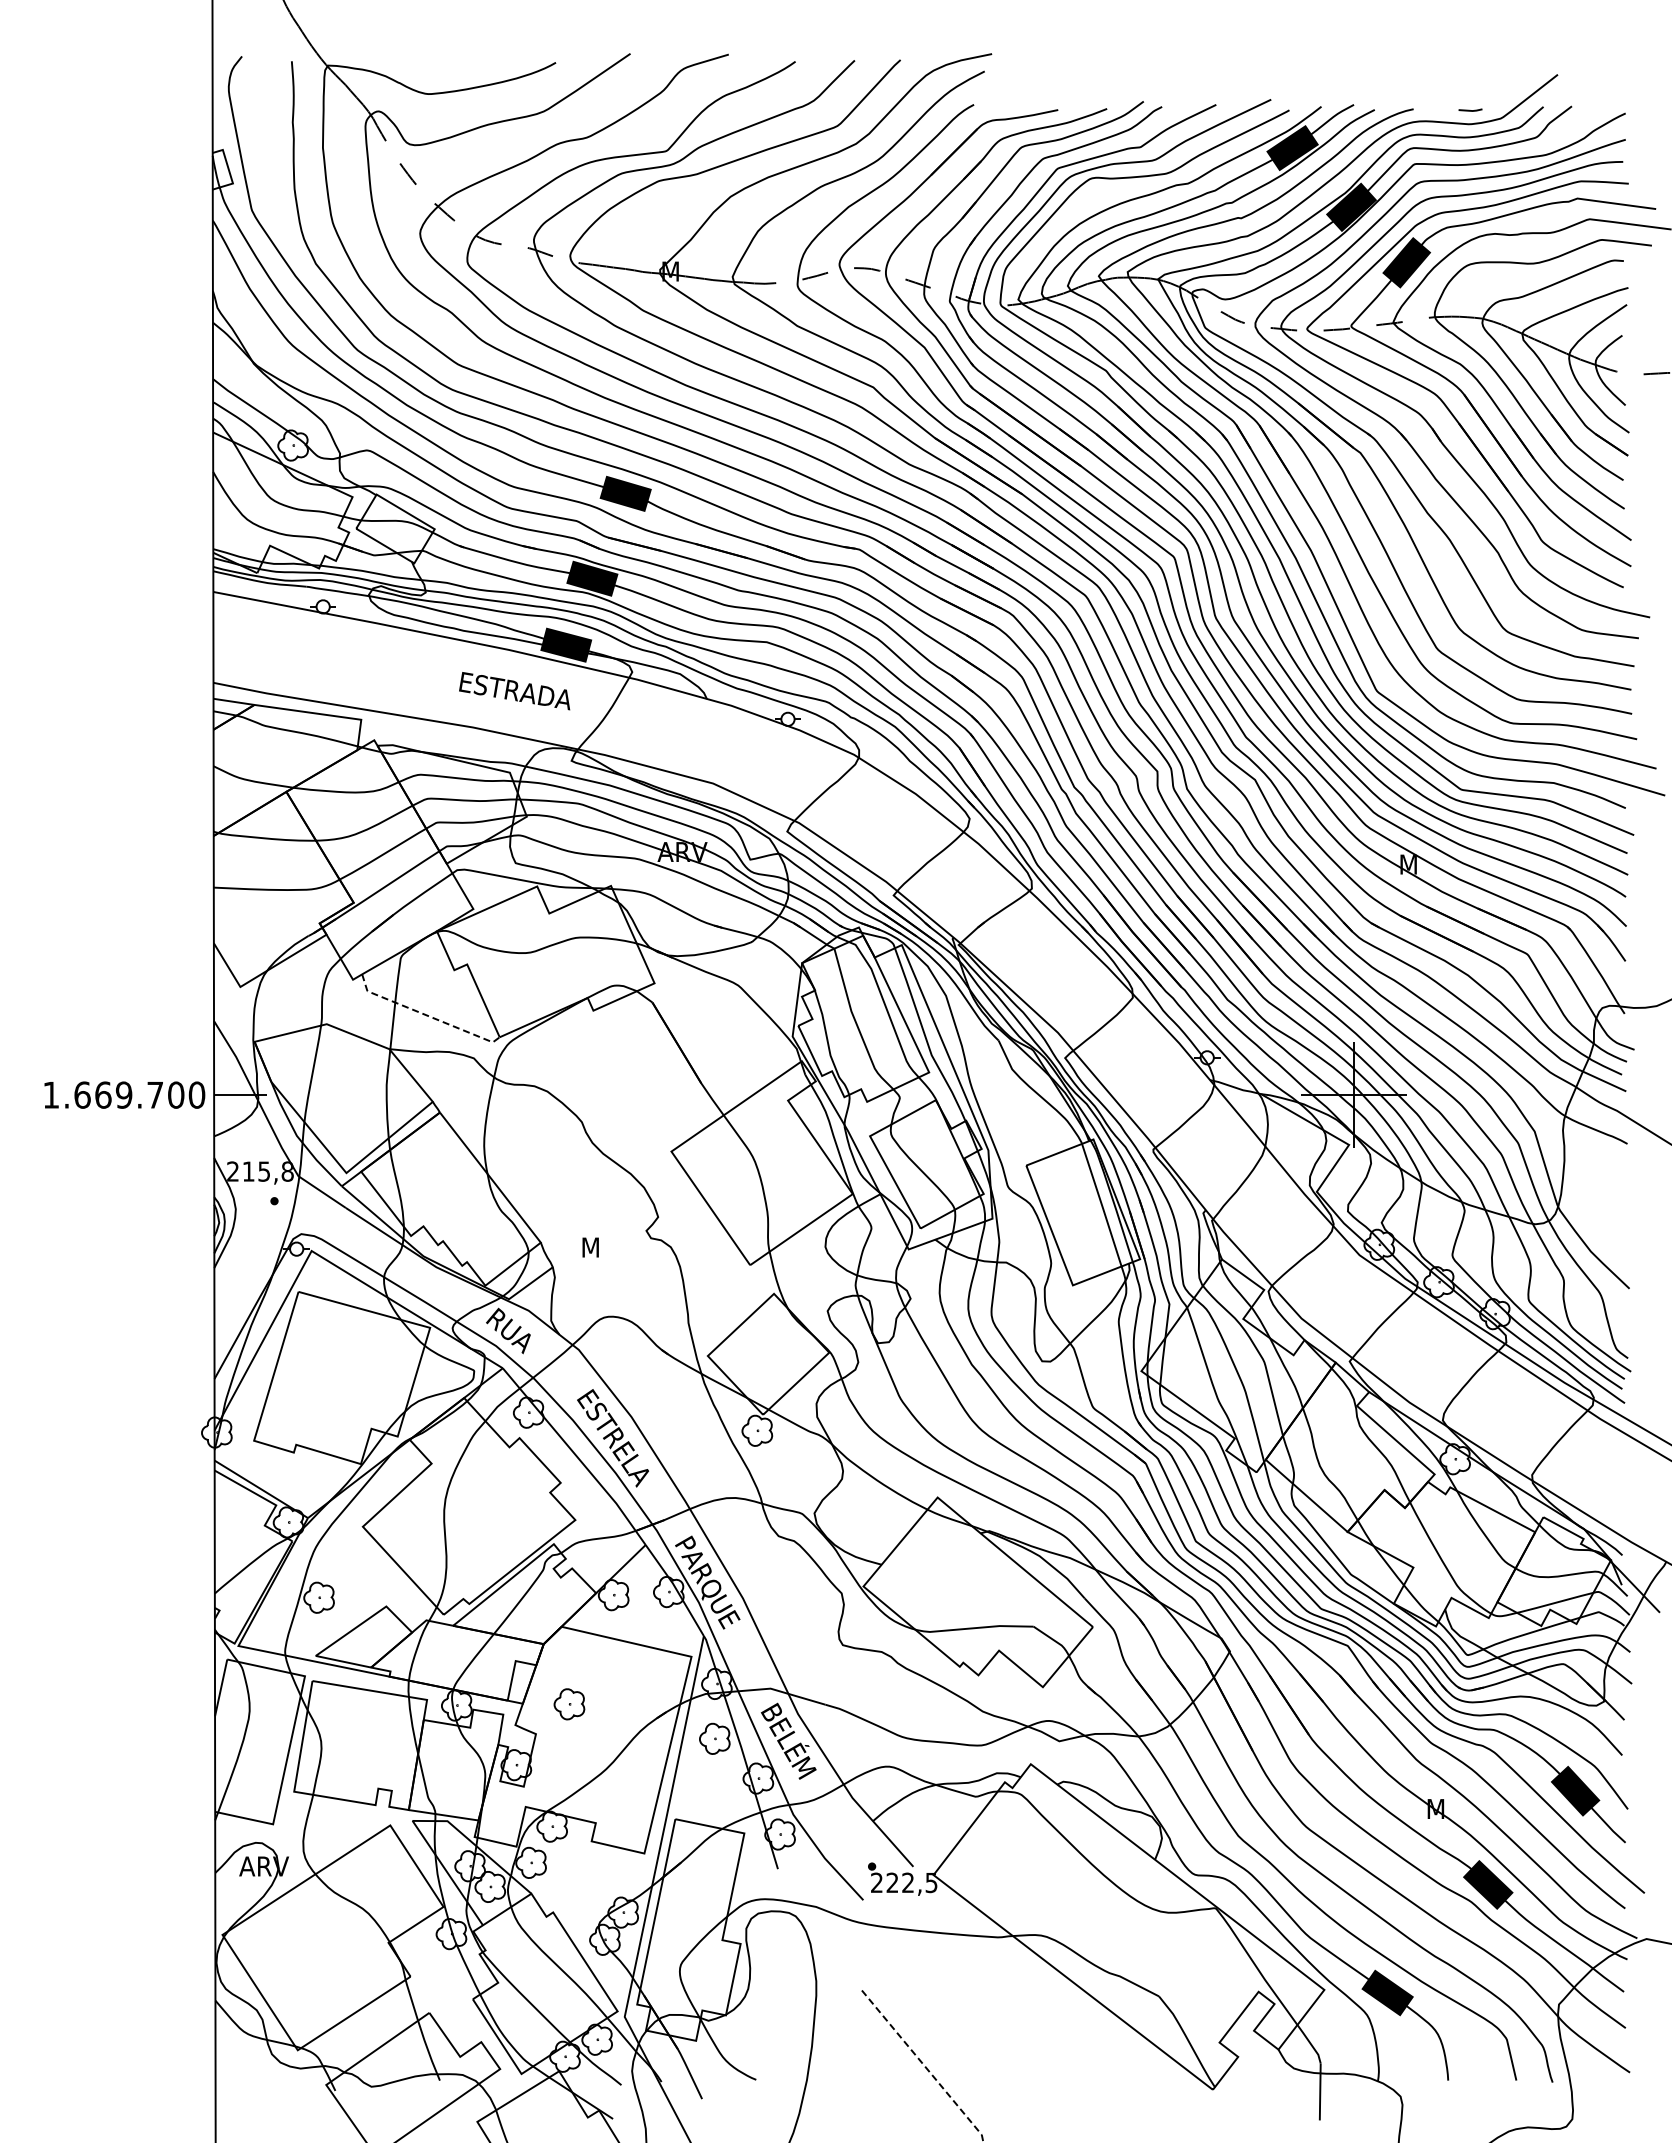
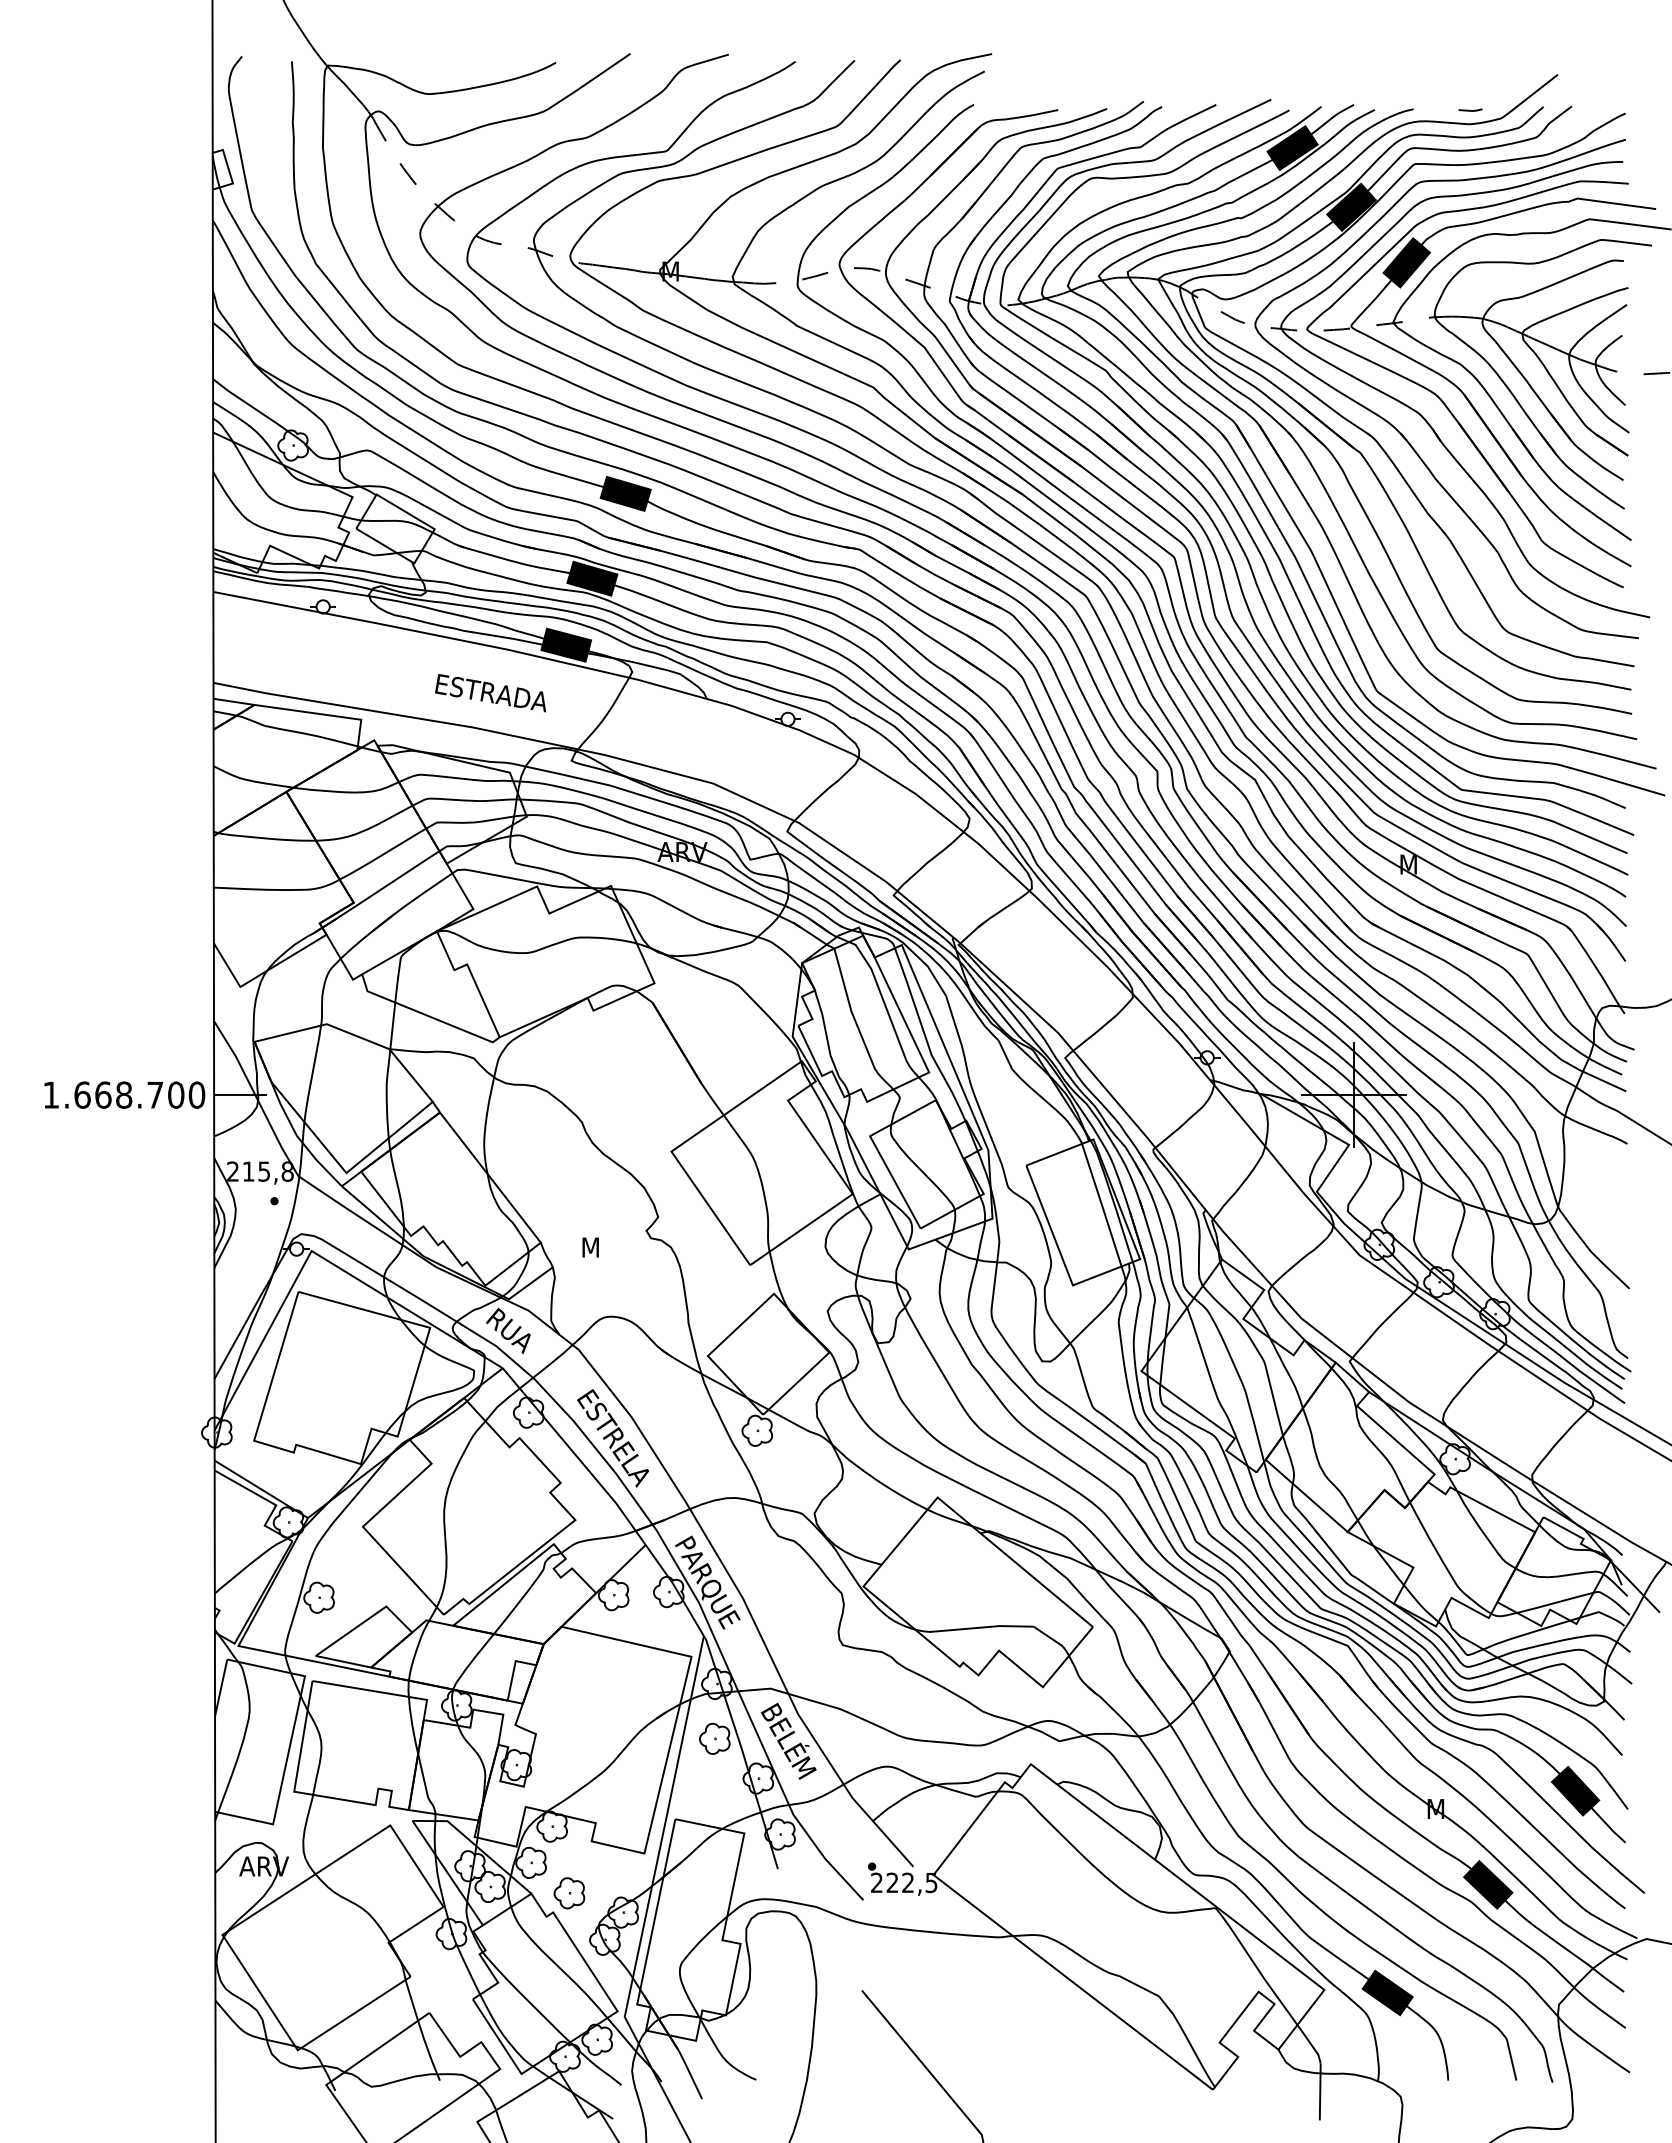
text position: (514, 691) -> (490, 693) (490, 693)
line: dashed -> solid (426, 1015)
text: 1.669.700 -> 1.668.700 (123, 1094)
part position: (569, 1704) -> (569, 1893) (569, 1893)
line: dashed -> solid (925, 2066)
